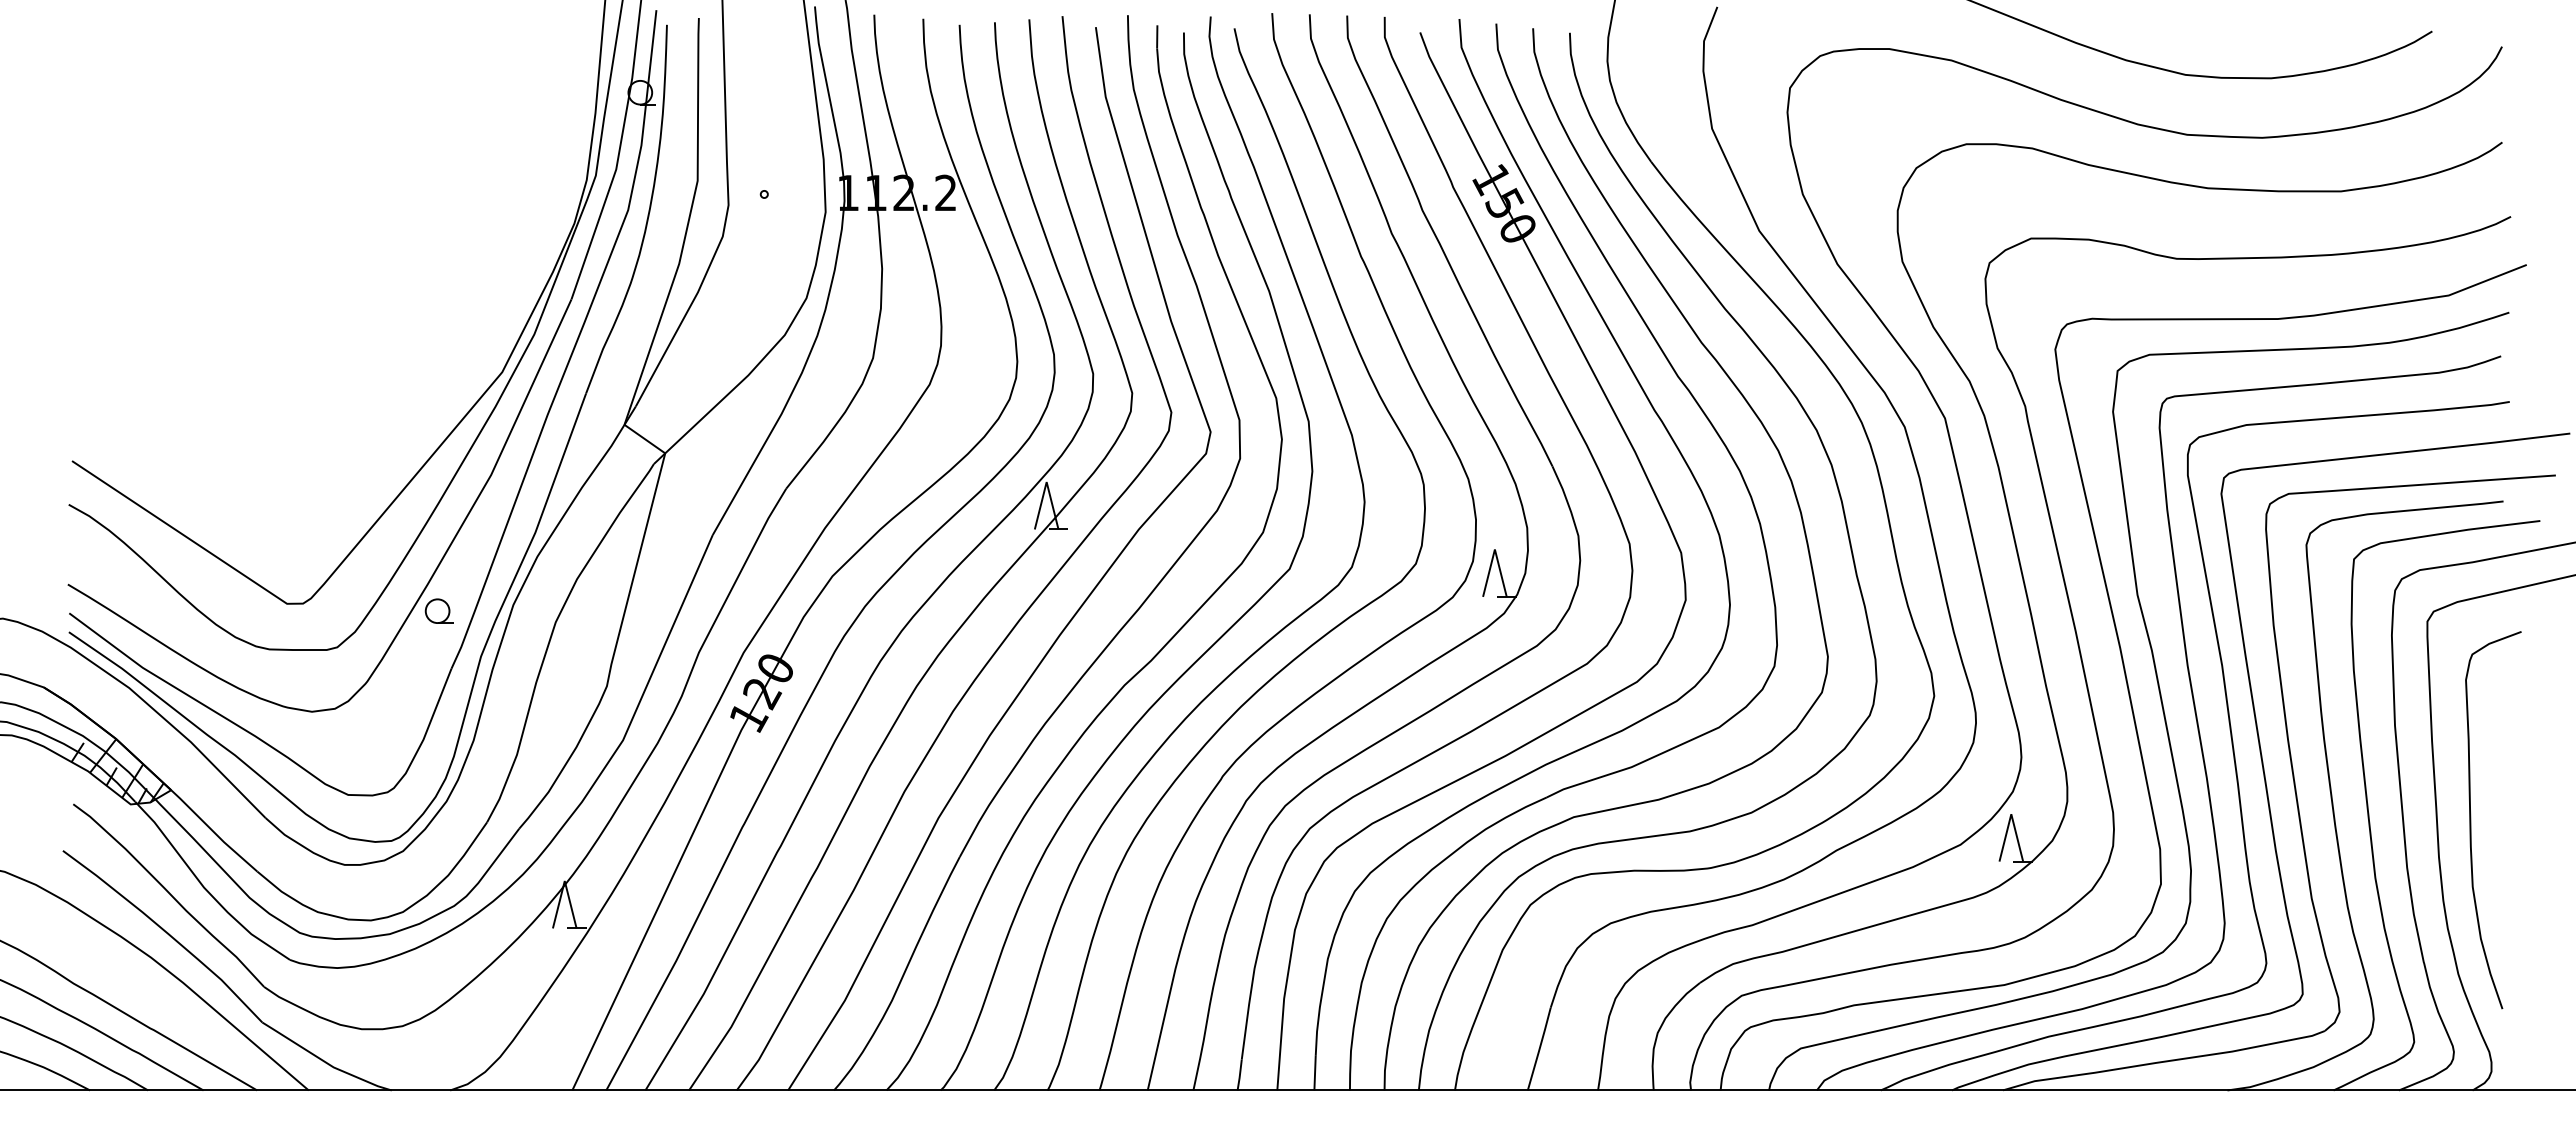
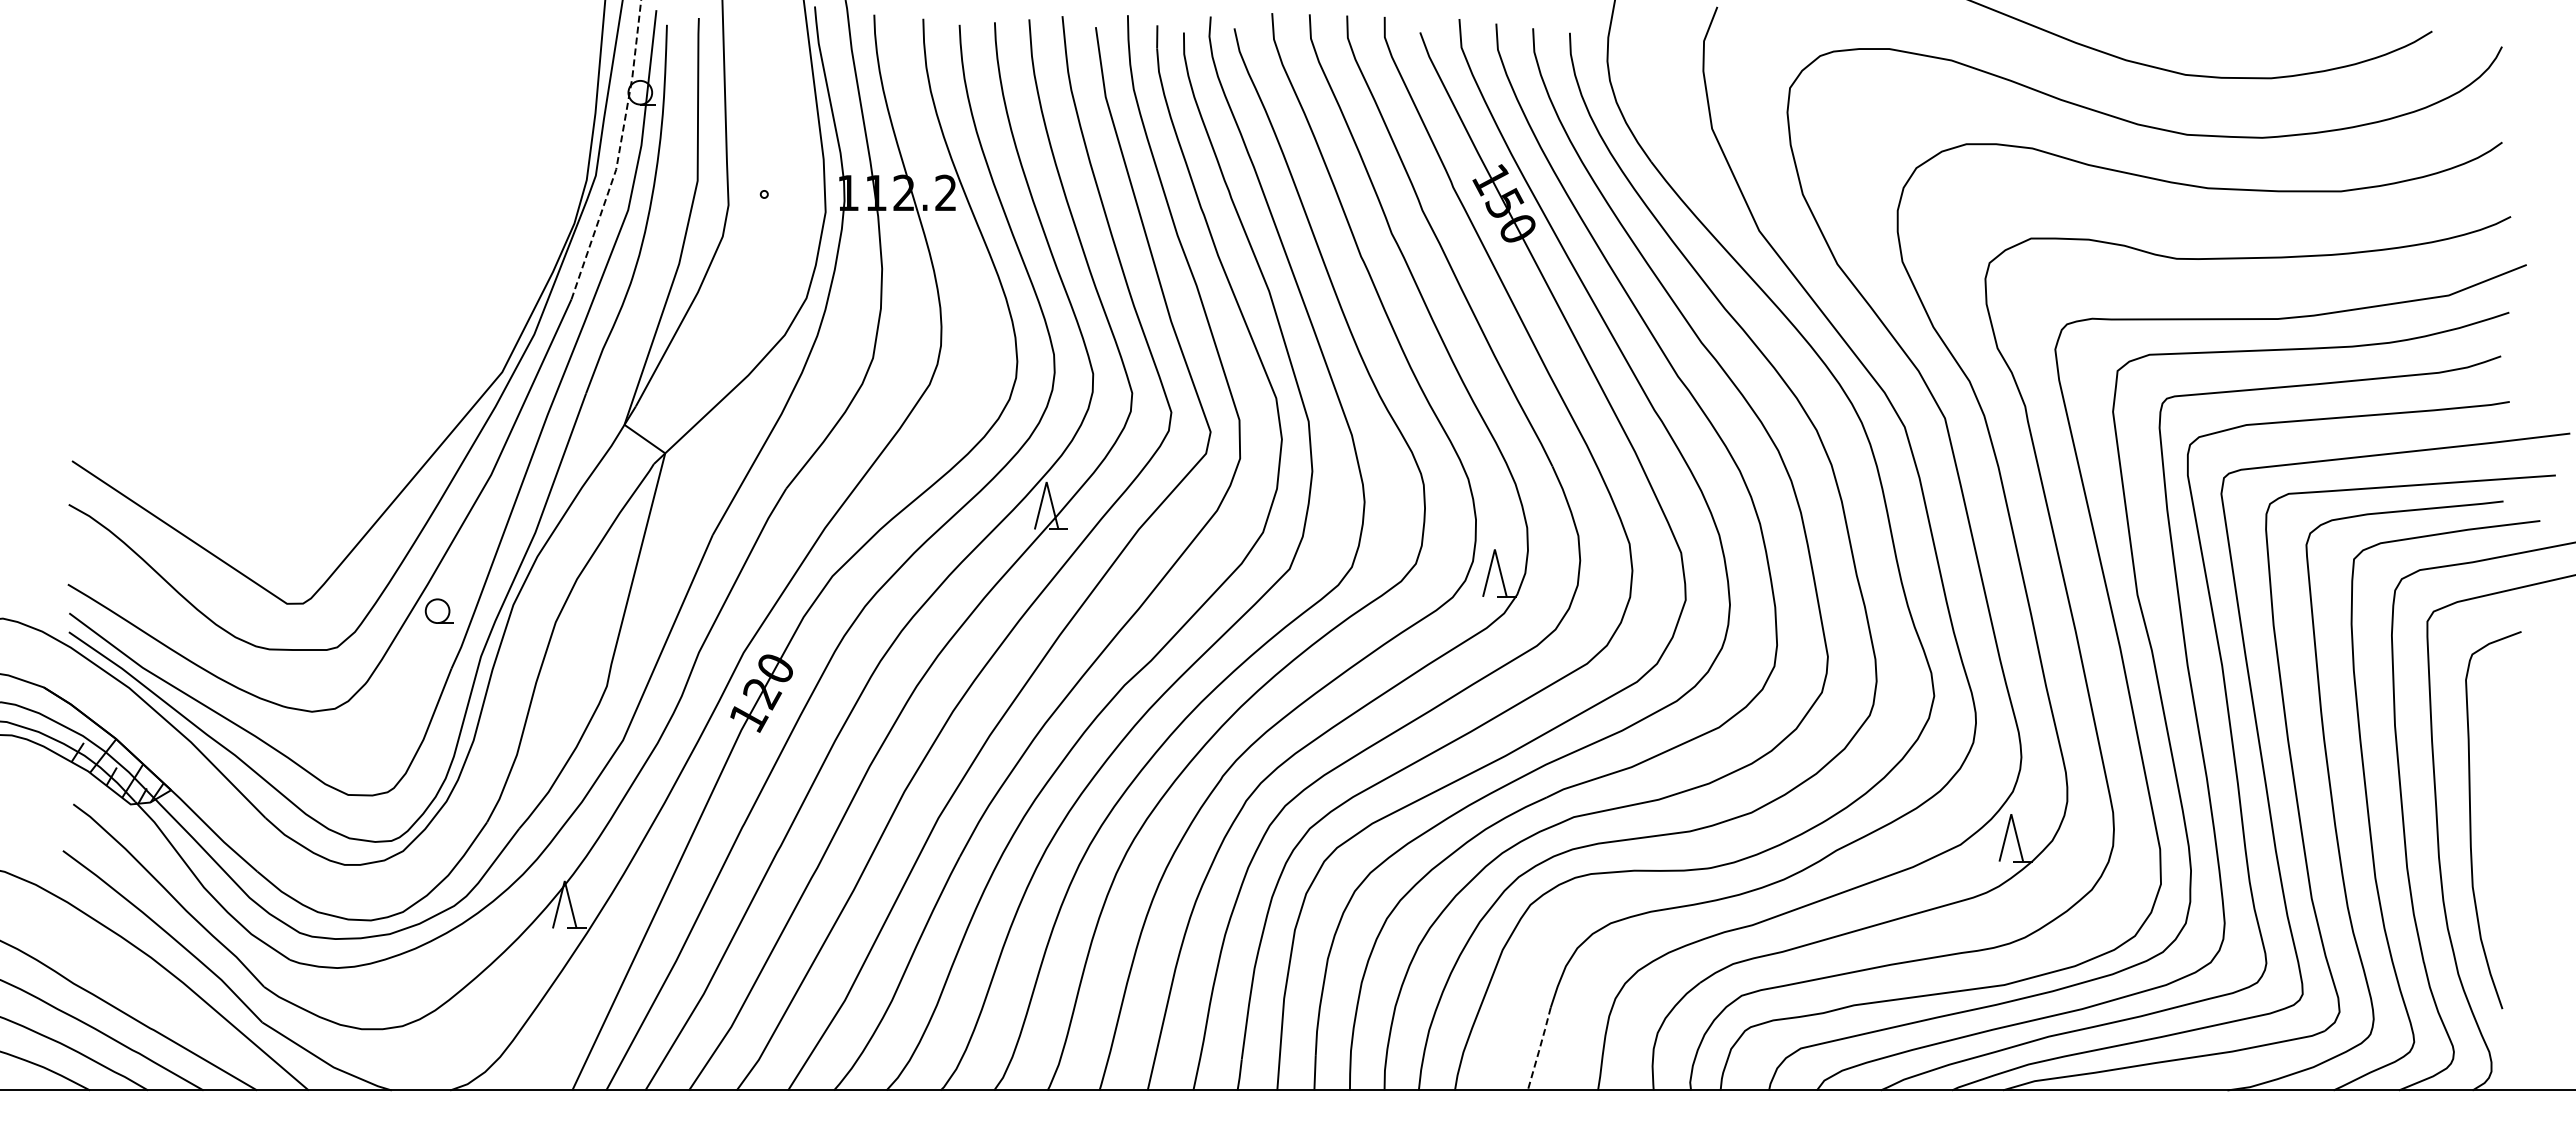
line: solid -> dashed (619, 152)
line: solid -> dashed (1539, 1049)
